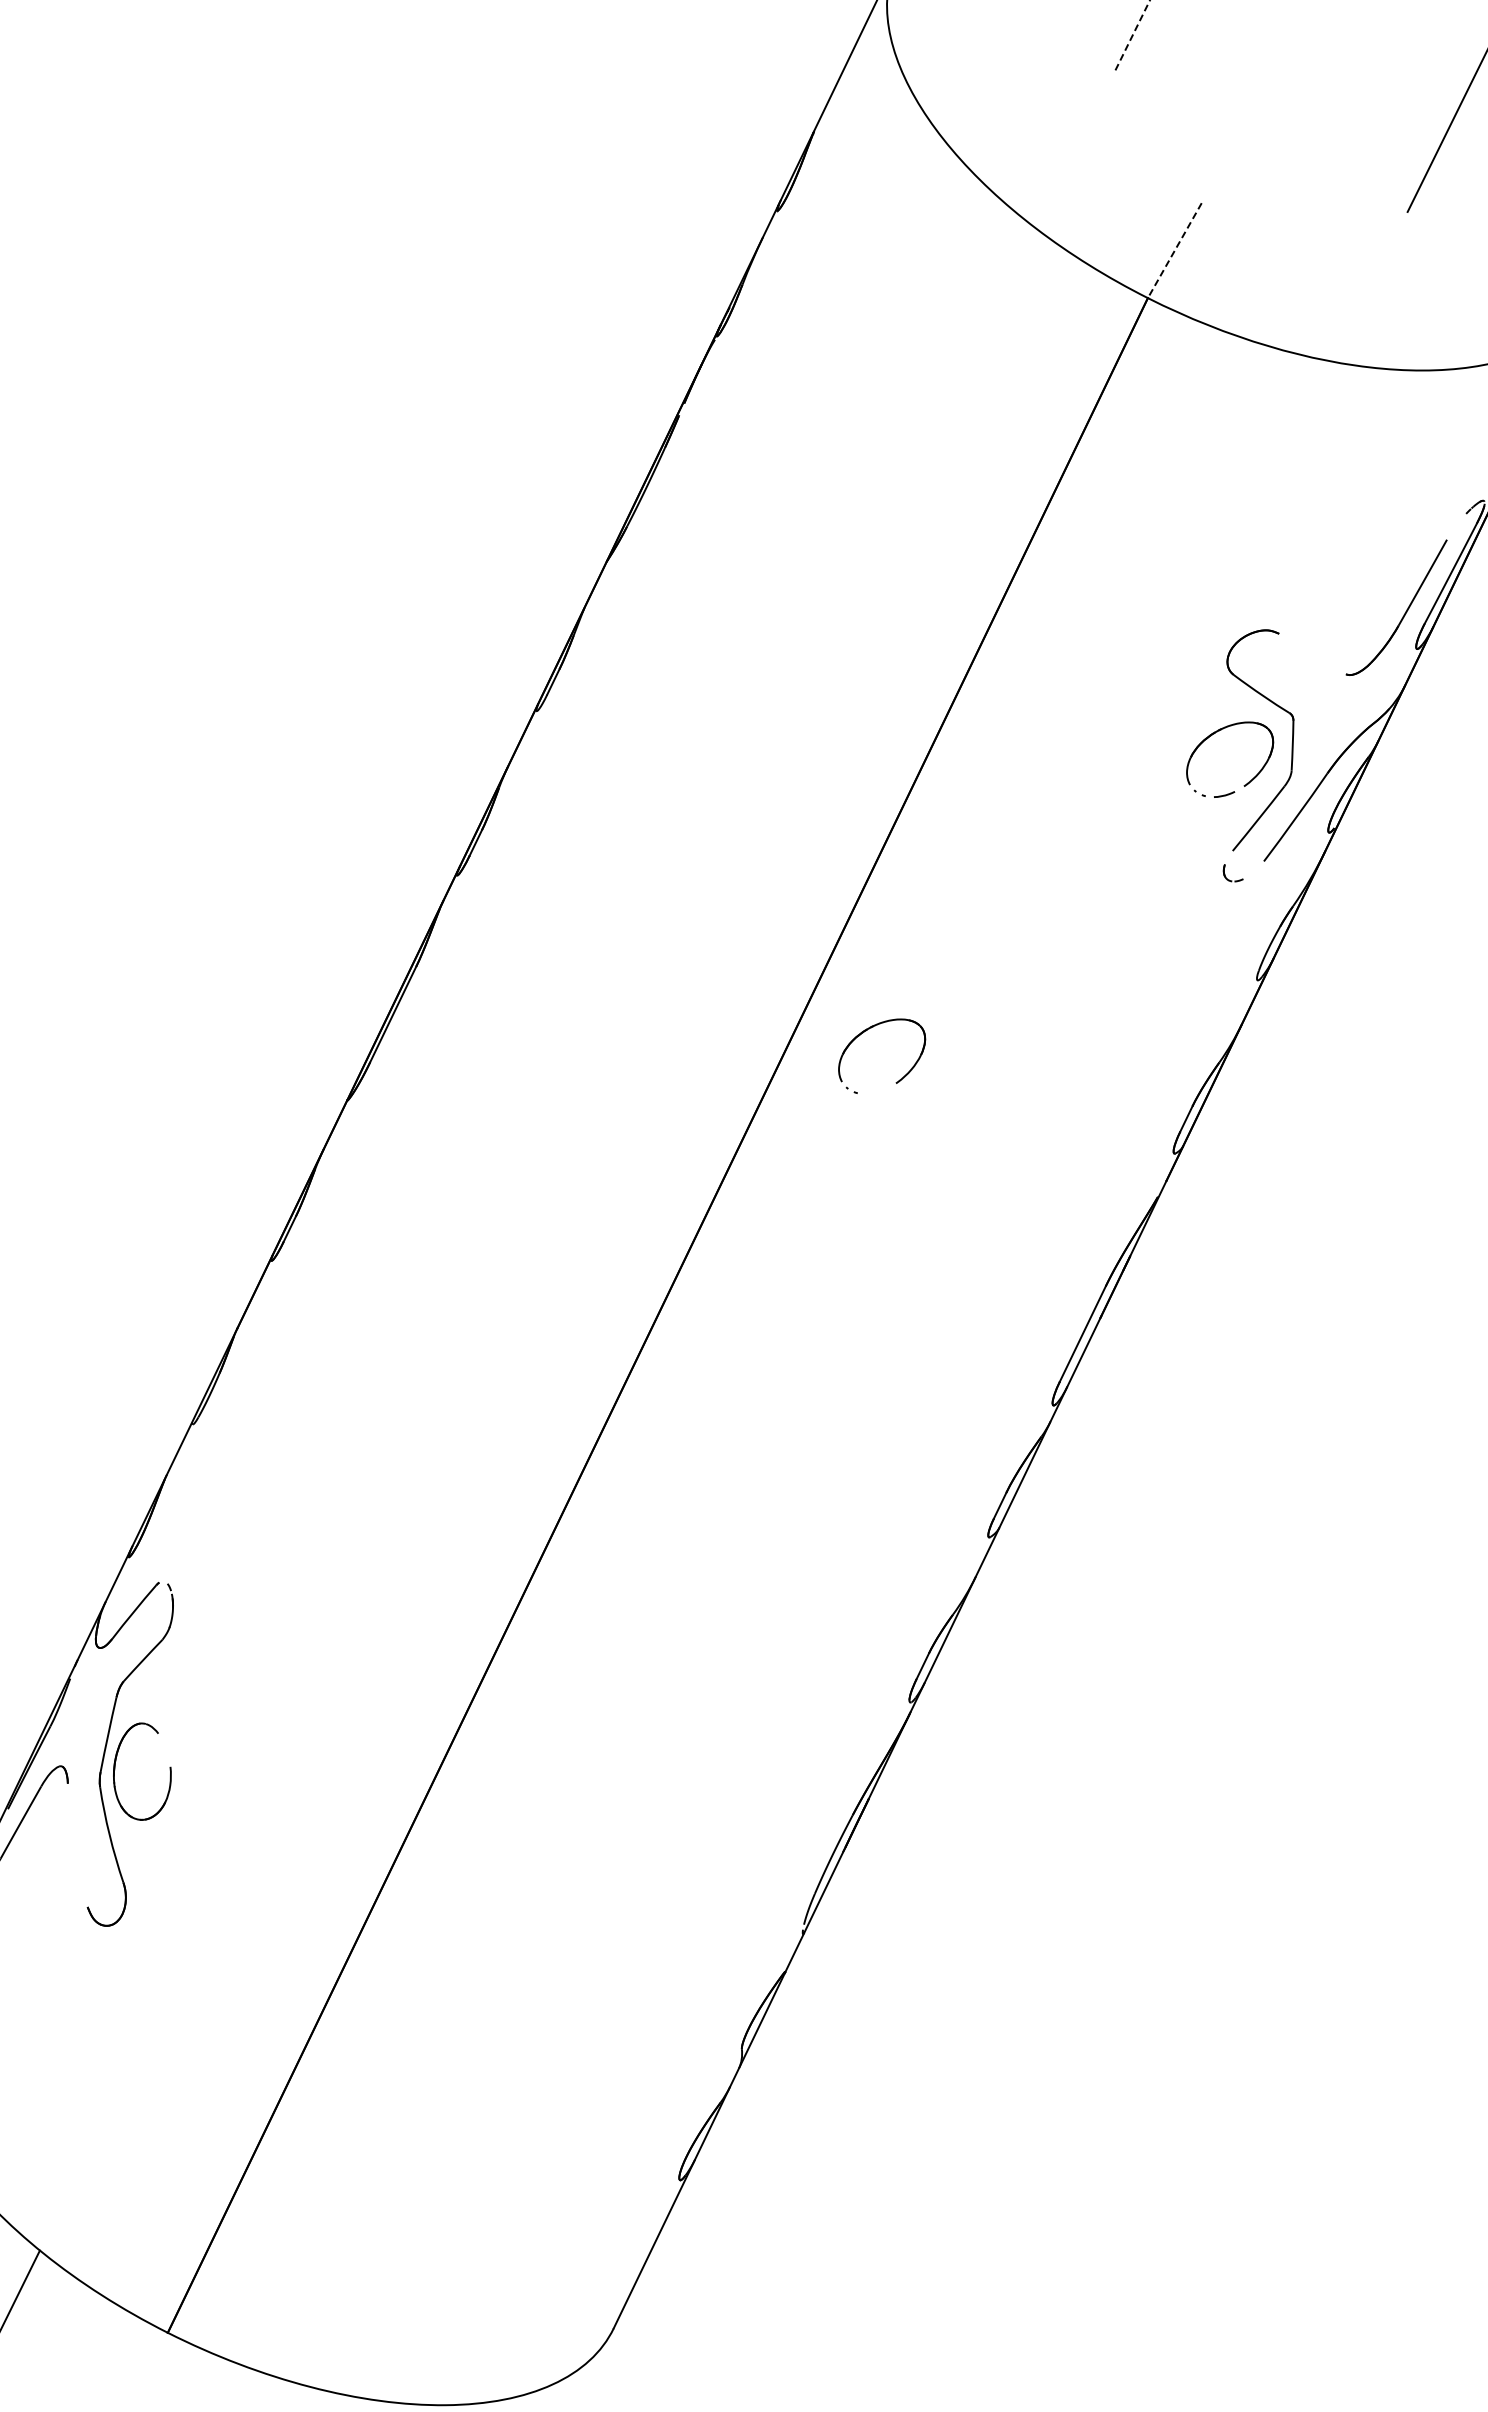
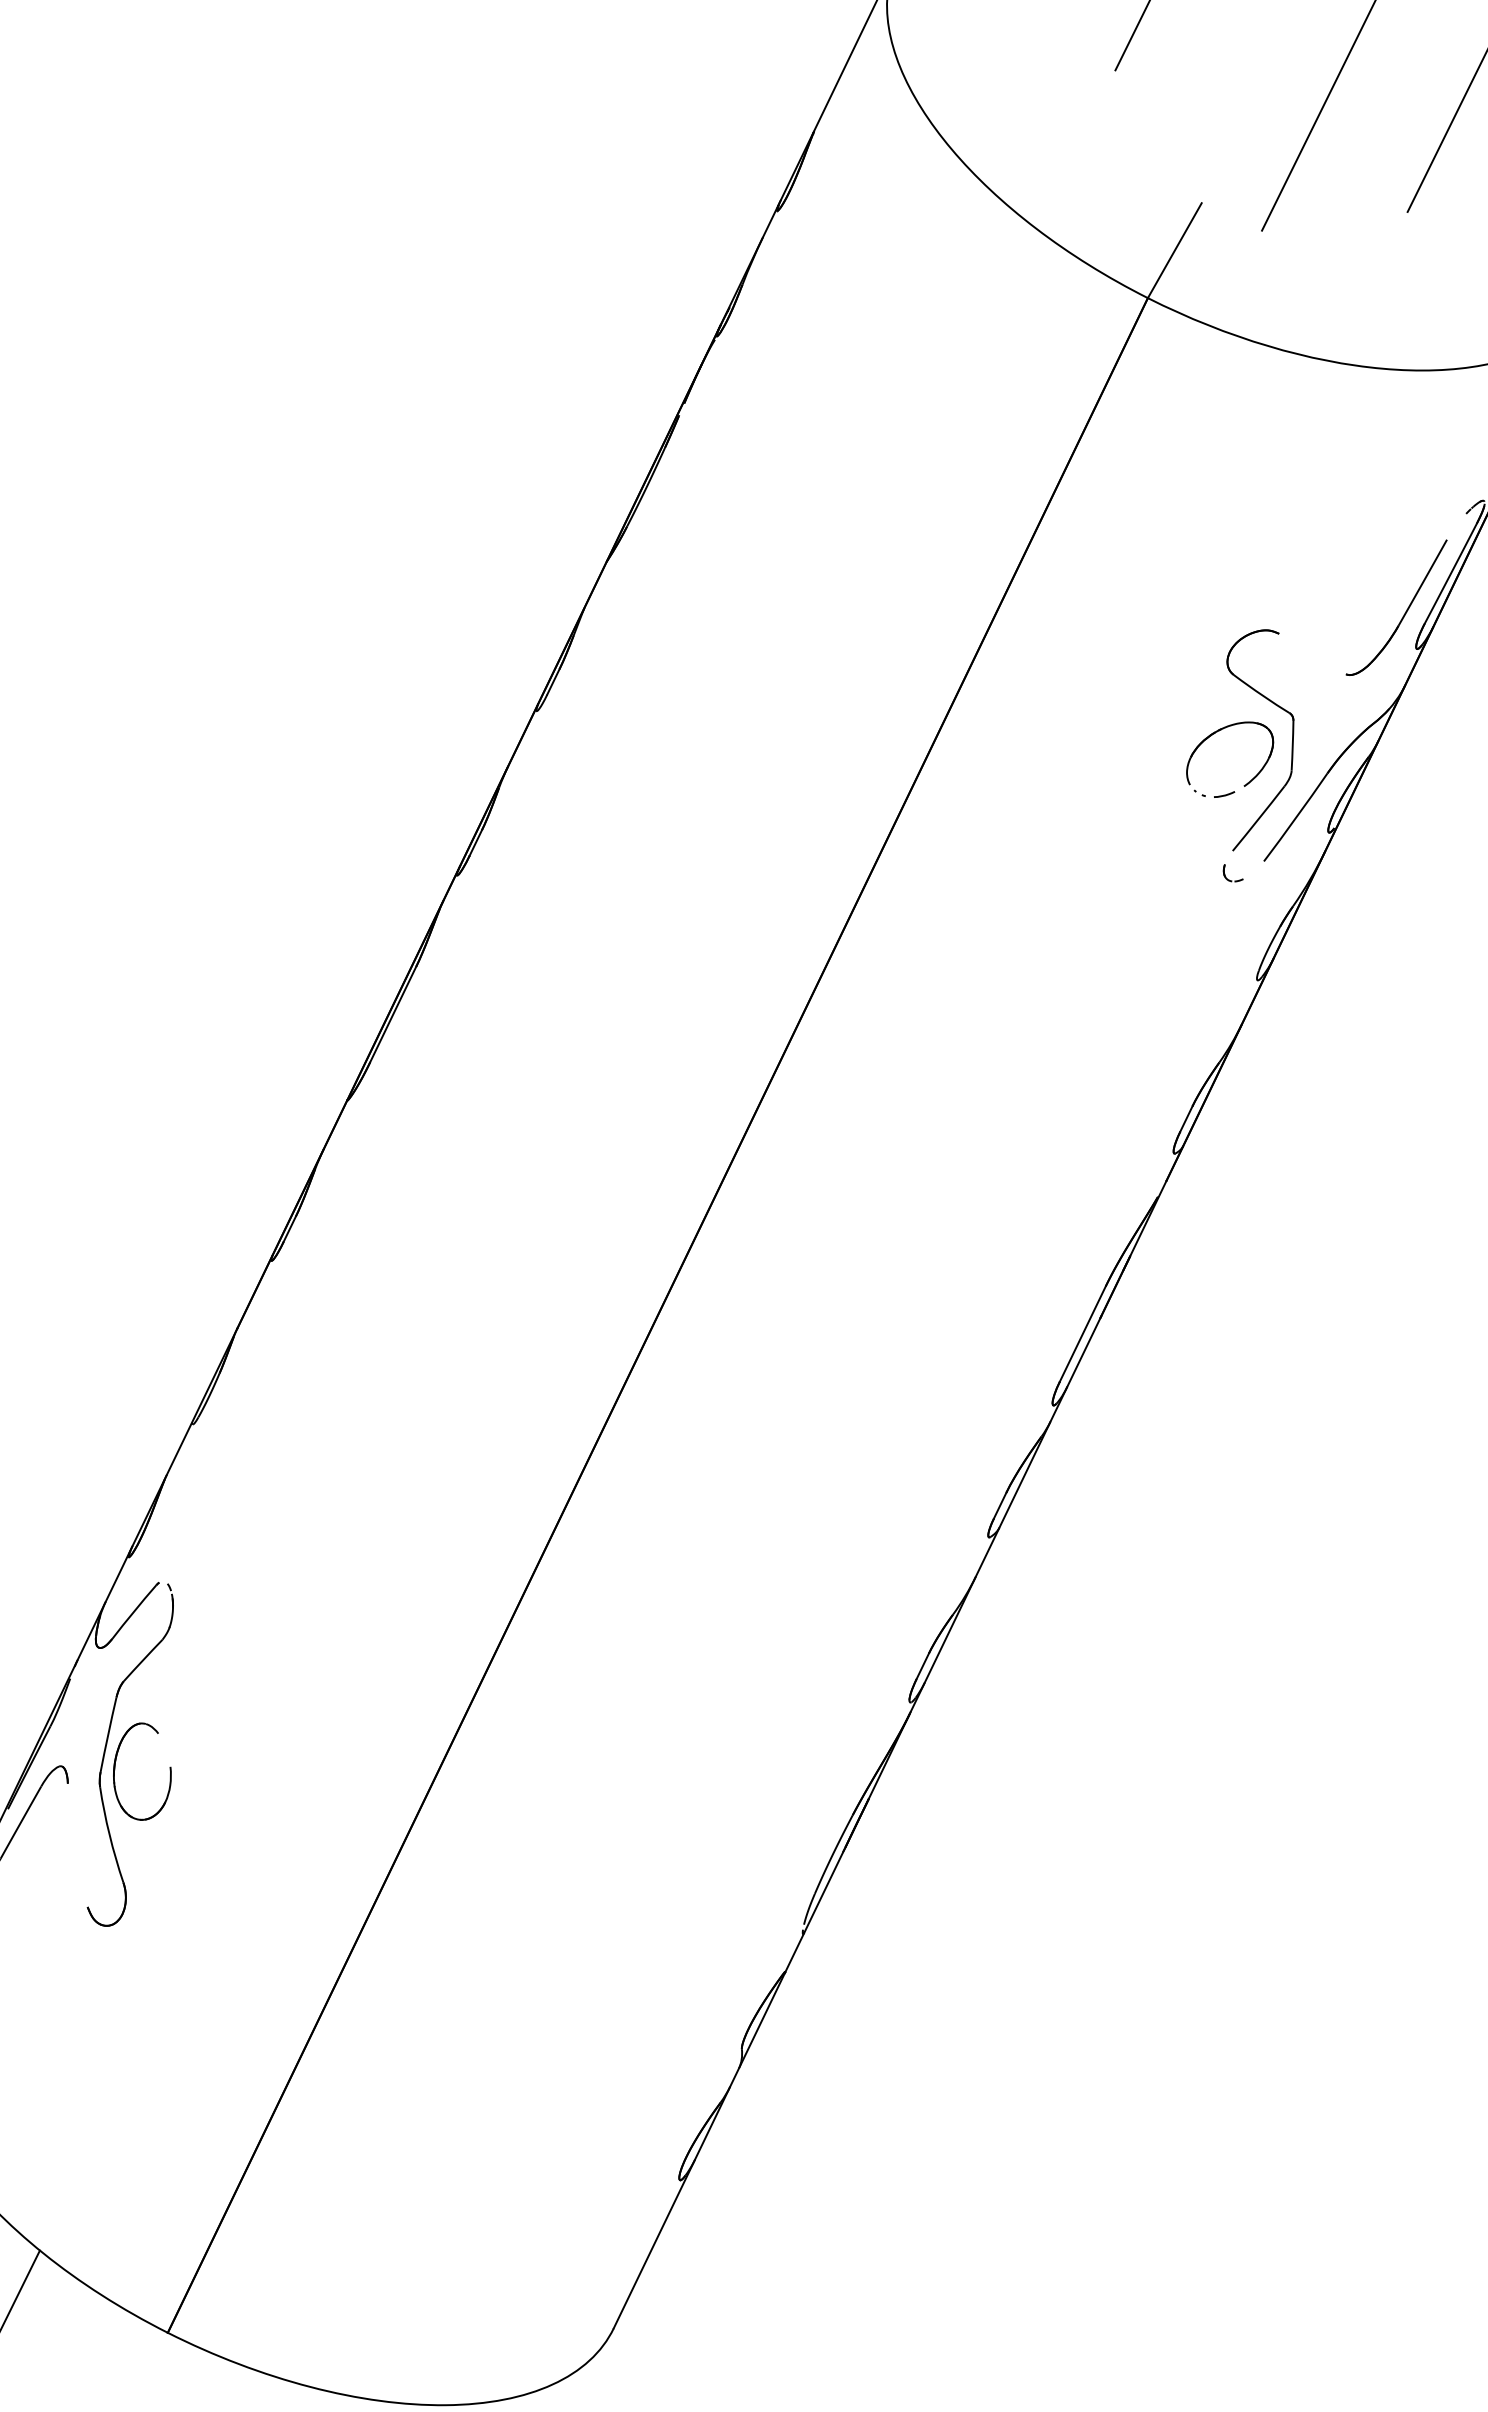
line: dashed -> solid (1132, 35)
line: none -> present (1318, 116)
line: dashed -> solid (1174, 250)
part: present -> none (866, 1031)
